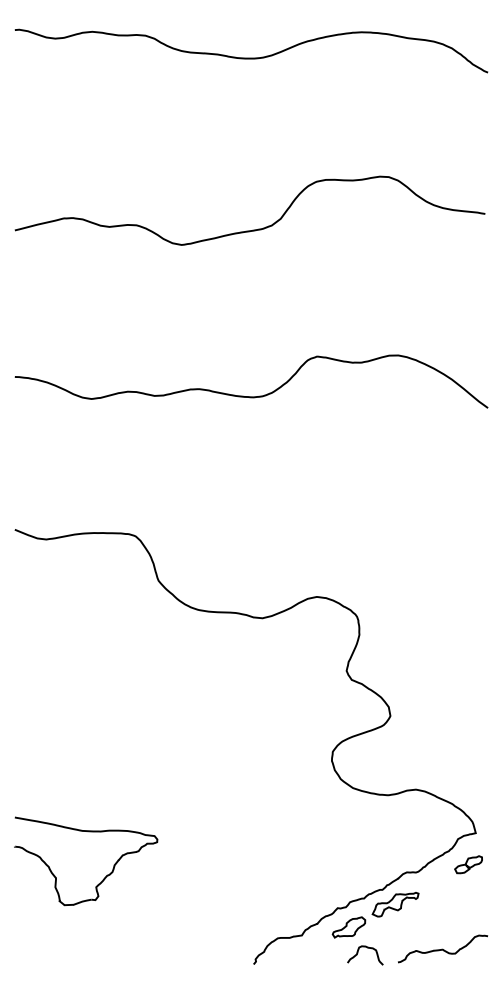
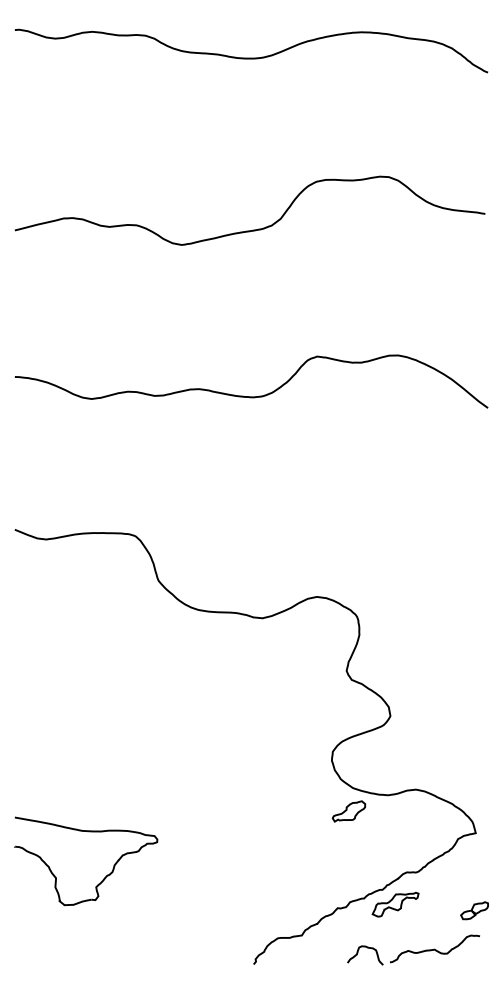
part position: (468, 864) -> (474, 910) (474, 910)
part position: (348, 927) -> (348, 811) (348, 811)
curve position: (442, 948) -> (434, 948) (434, 948)
